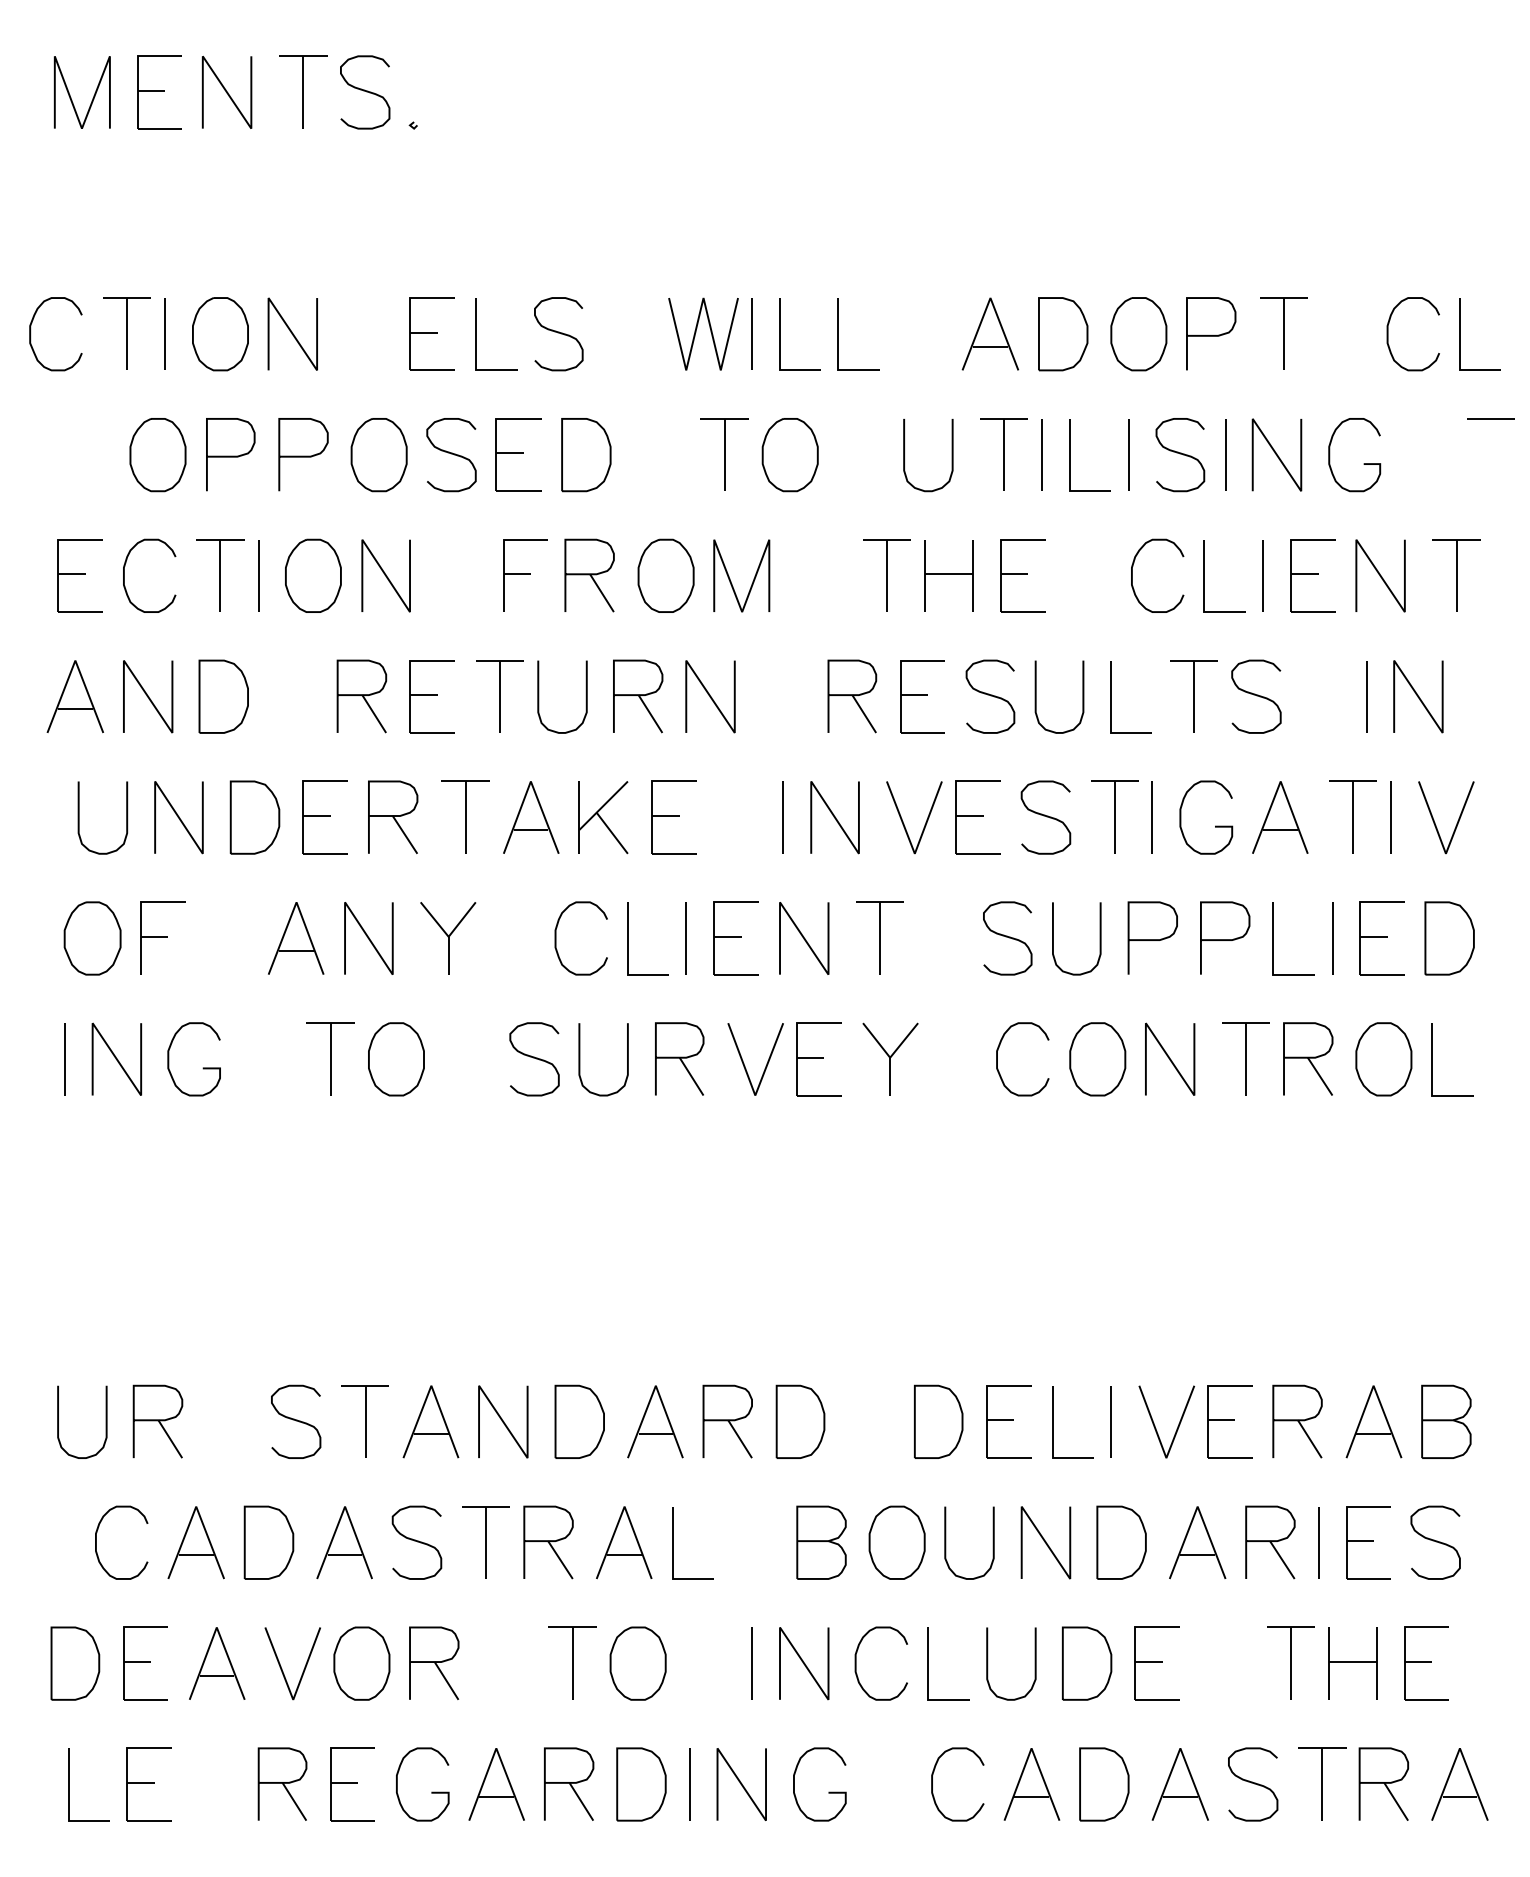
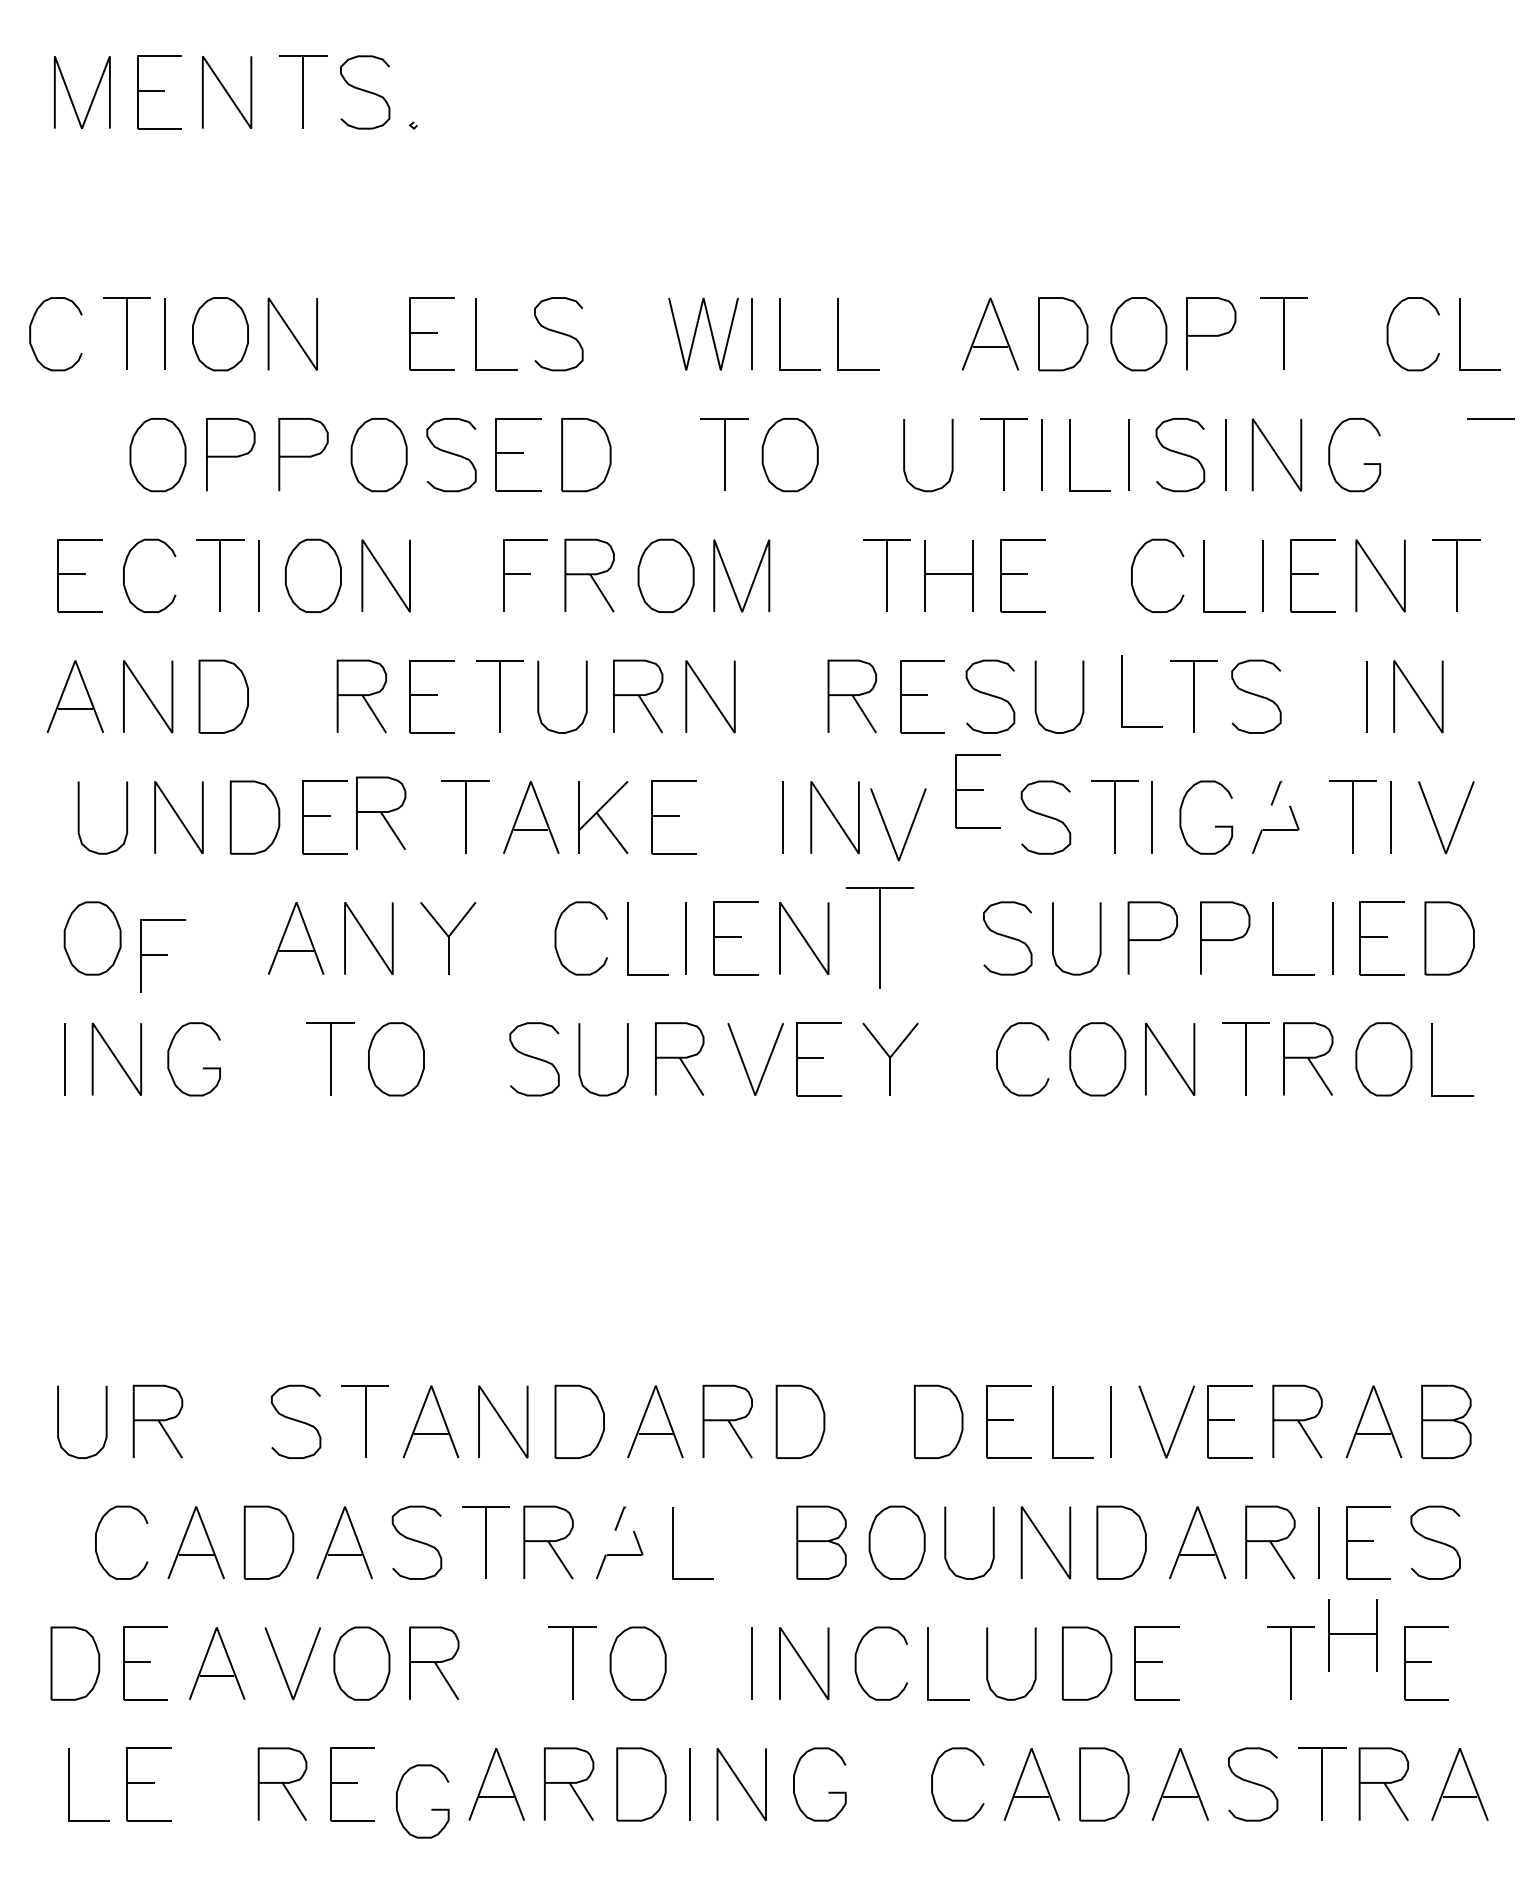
line position: (1111, 697) -> (1122, 691) (1122, 691)
line: solid -> dashed (1280, 781)
part position: (393, 816) -> (381, 812) (381, 812)
part position: (977, 817) -> (977, 791) (977, 791)
line position: (904, 823) -> (888, 830) (888, 830)
part position: (162, 937) -> (162, 955) (162, 955)
part size: 48x74 px -> 68x102 px (879, 937)
line: solid -> dashed (624, 1506)
part position: (1352, 1663) -> (1352, 1635) (1352, 1635)
curve position: (431, 1791) -> (431, 1808) (431, 1808)
